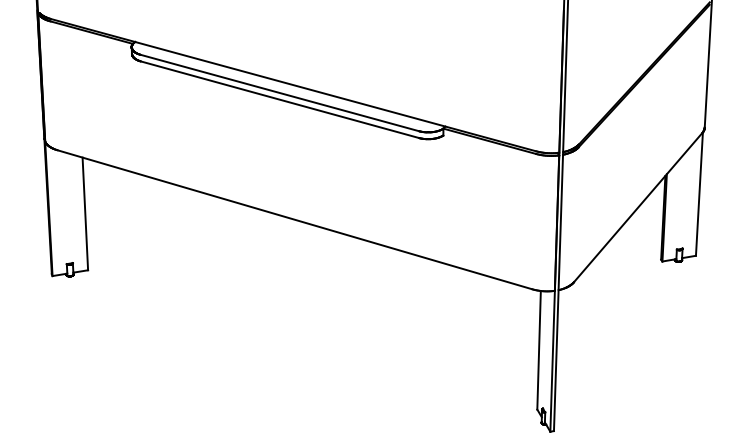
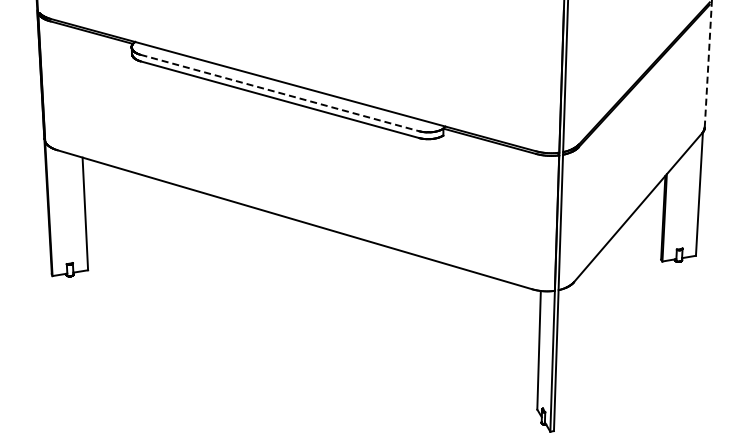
line: solid -> dashed (708, 63)
line: solid -> dashed (280, 93)
